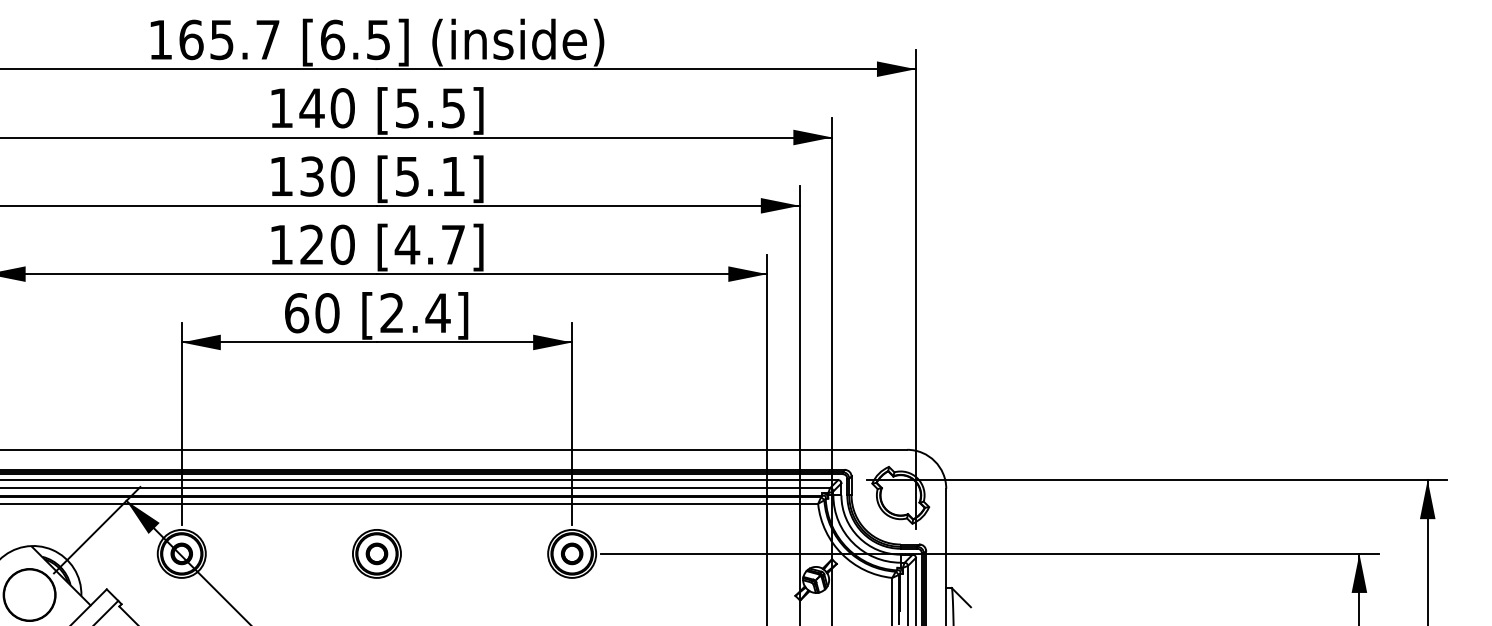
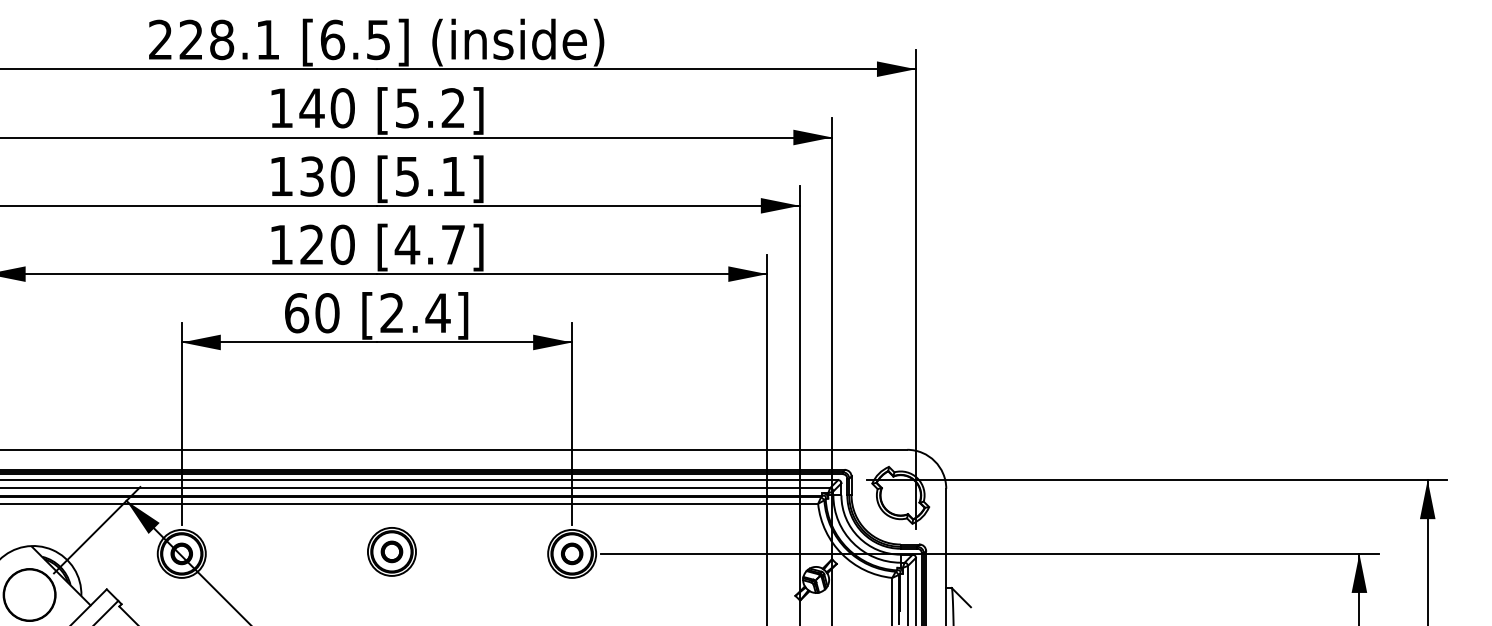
text: 165.7 -> 228.1 (214, 39)
text: [5.5] -> [5.2] (452, 108)
part position: (376, 553) -> (391, 551) (391, 551)
